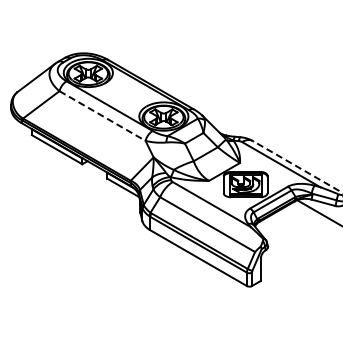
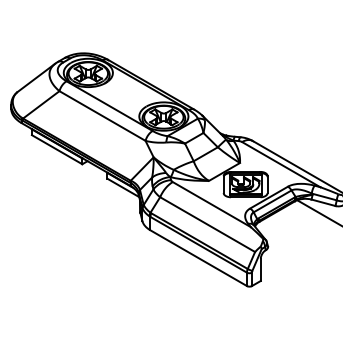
line: dashed -> solid (102, 116)
line: dashed -> solid (297, 166)
